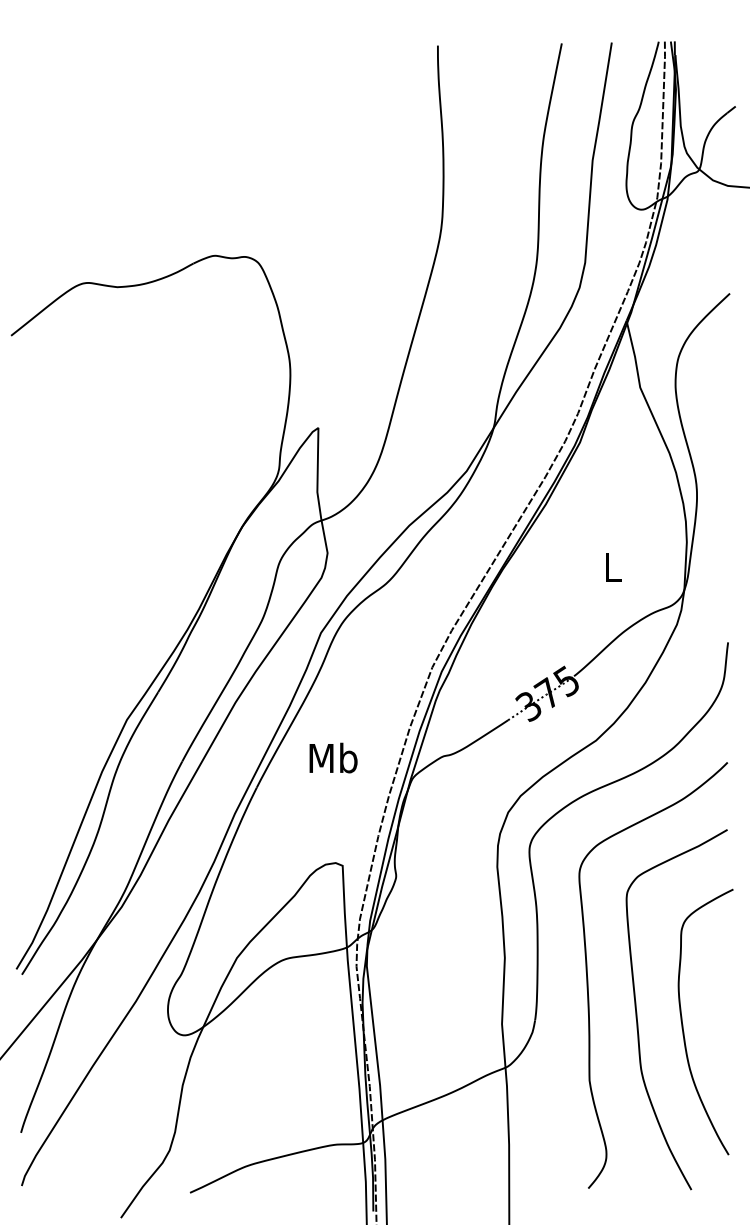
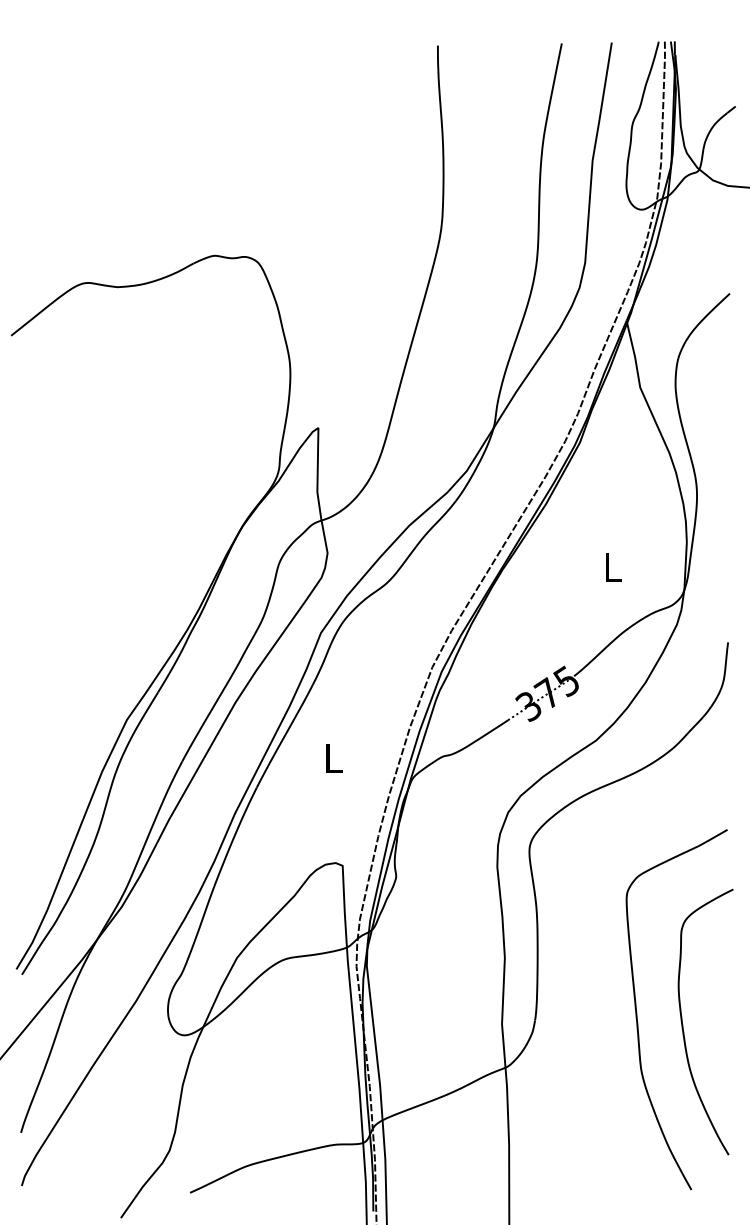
text: Mb -> L (333, 757)
curve: present -> none (588, 978)
